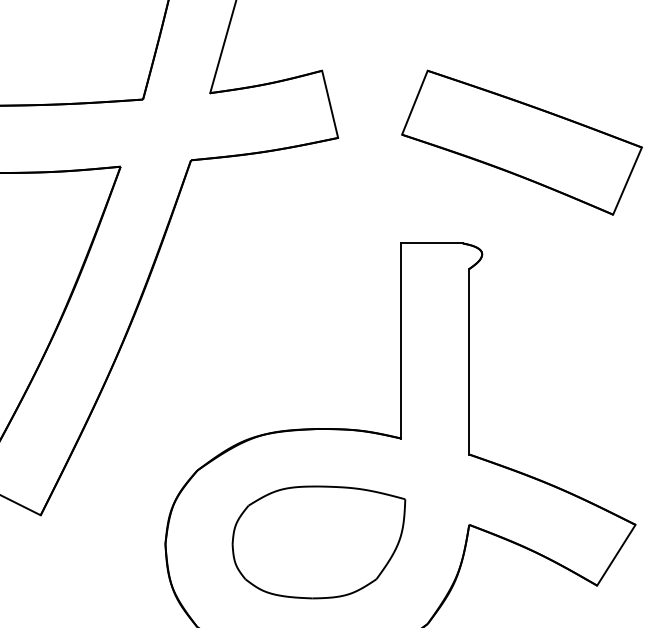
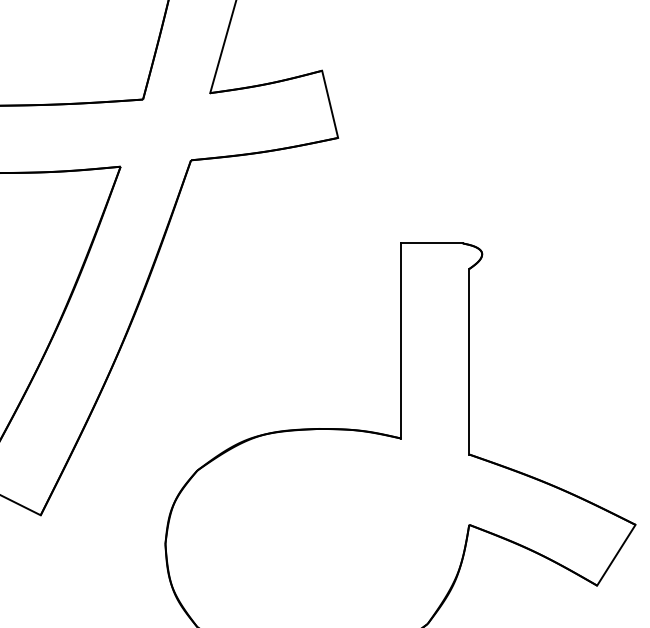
part: present -> none (521, 142)
part: present -> none (318, 542)
